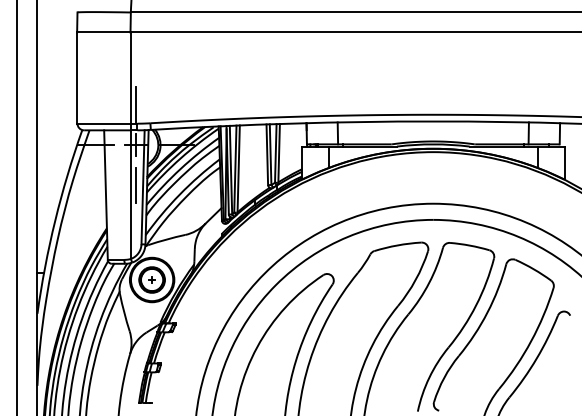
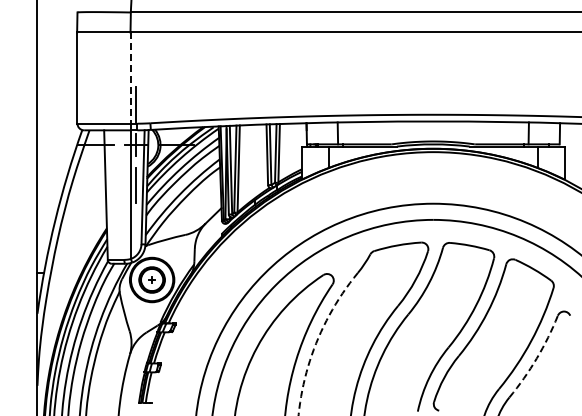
line: solid -> dashed (130, 78)
line: present -> none (17, 207)
arc: solid -> dashed (317, 341)
arc: solid -> dashed (536, 358)
